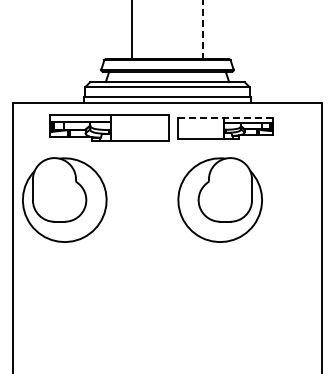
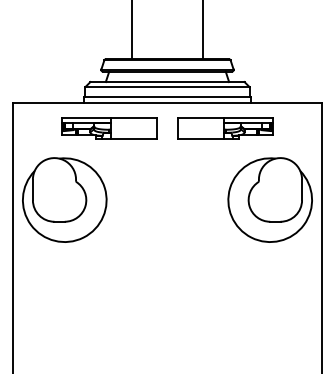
line: dashed -> solid (203, 30)
line: dashed -> solid (225, 118)
part size: 121x28 px -> 97x23 px (109, 128)
part position: (219, 199) -> (269, 199) (269, 199)
